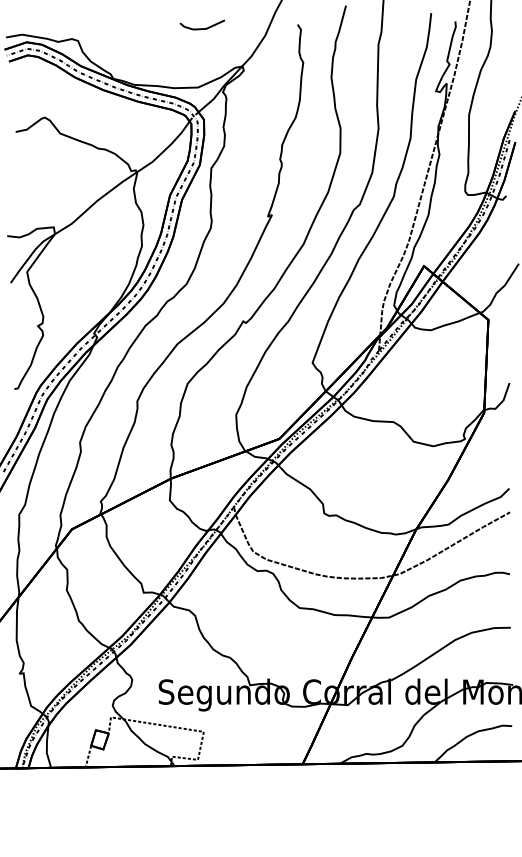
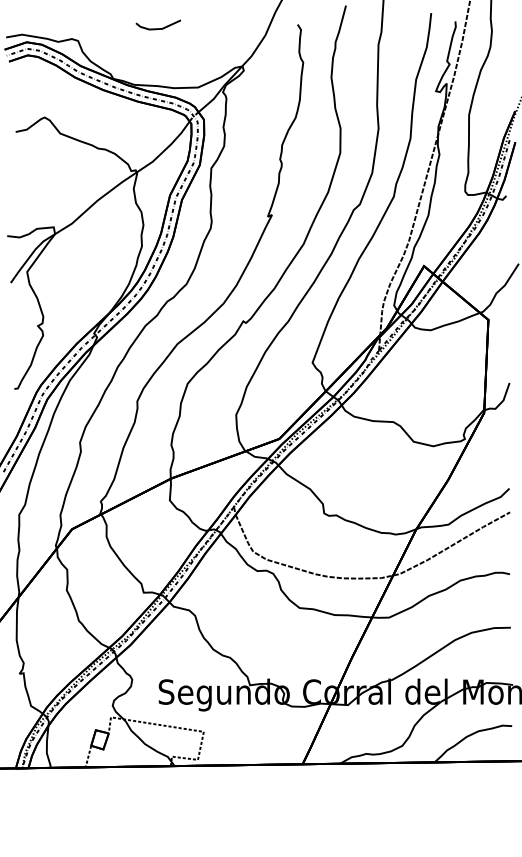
line position: (201, 28) -> (157, 28) (157, 28)
